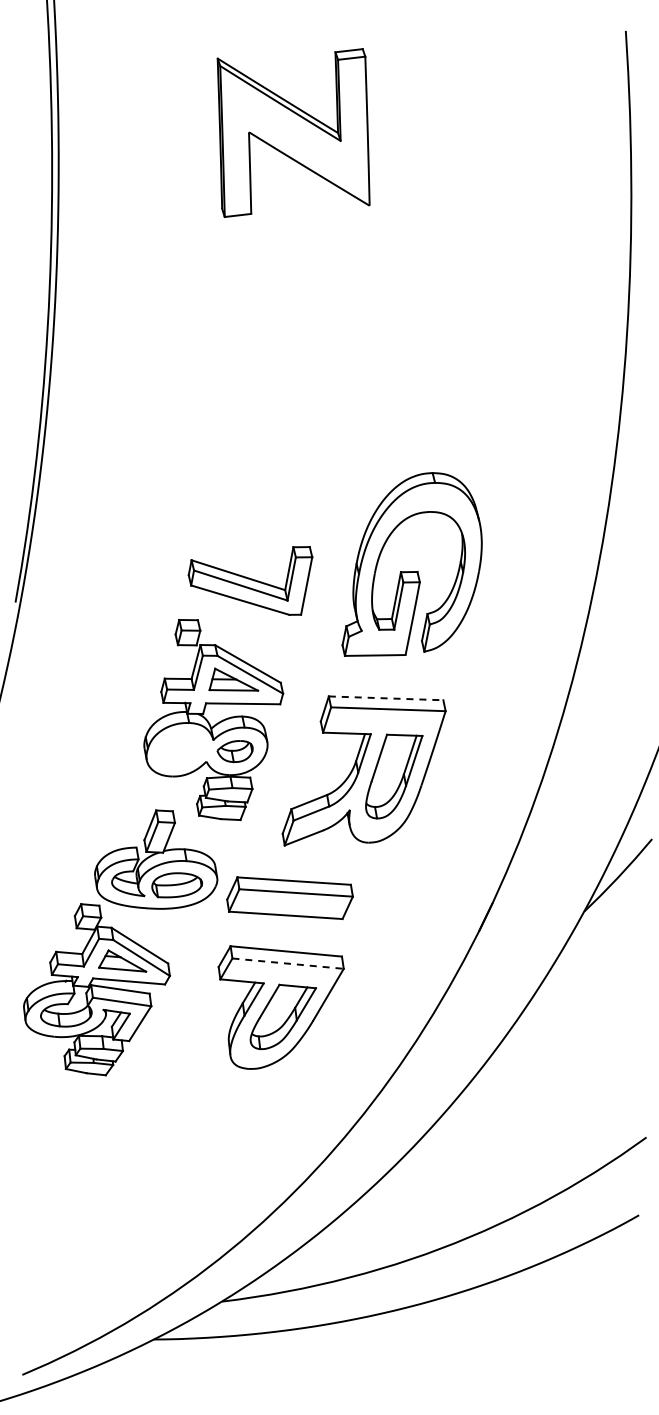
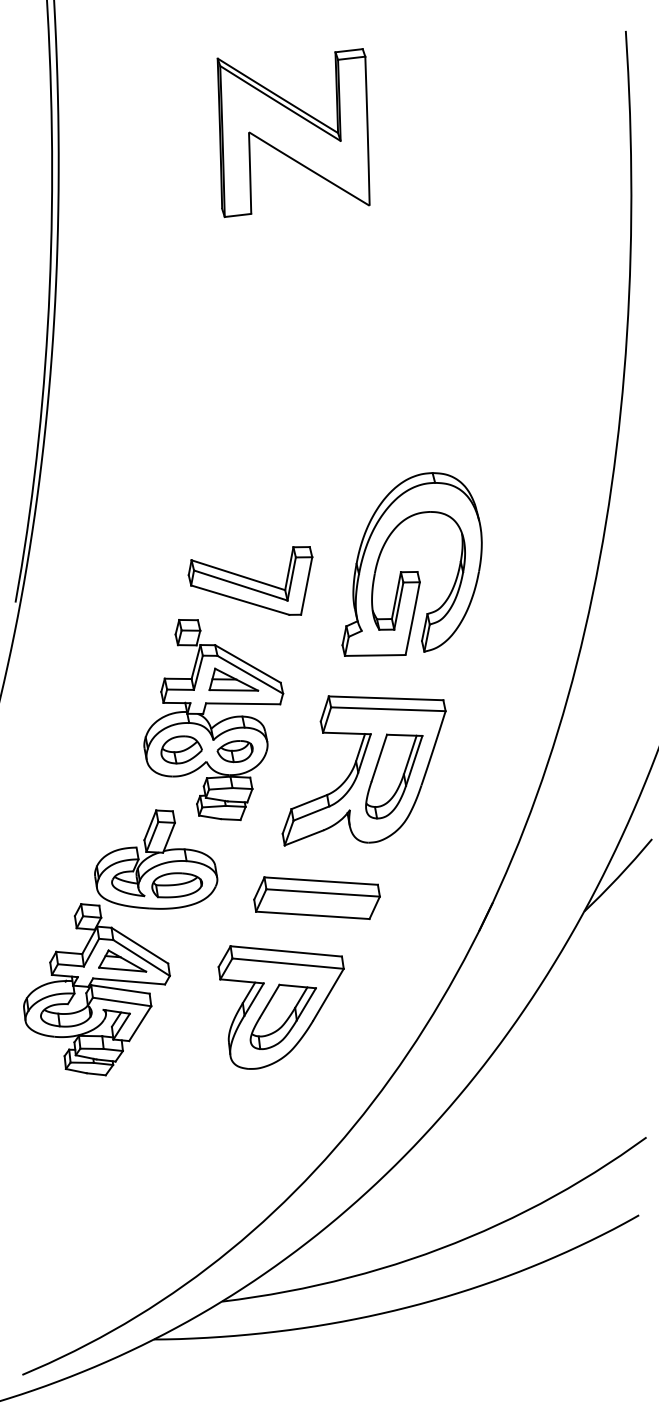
line: dashed -> solid (386, 698)
part: none -> present (181, 749)
part position: (289, 897) -> (316, 897) (316, 897)
line: dashed -> solid (288, 963)
